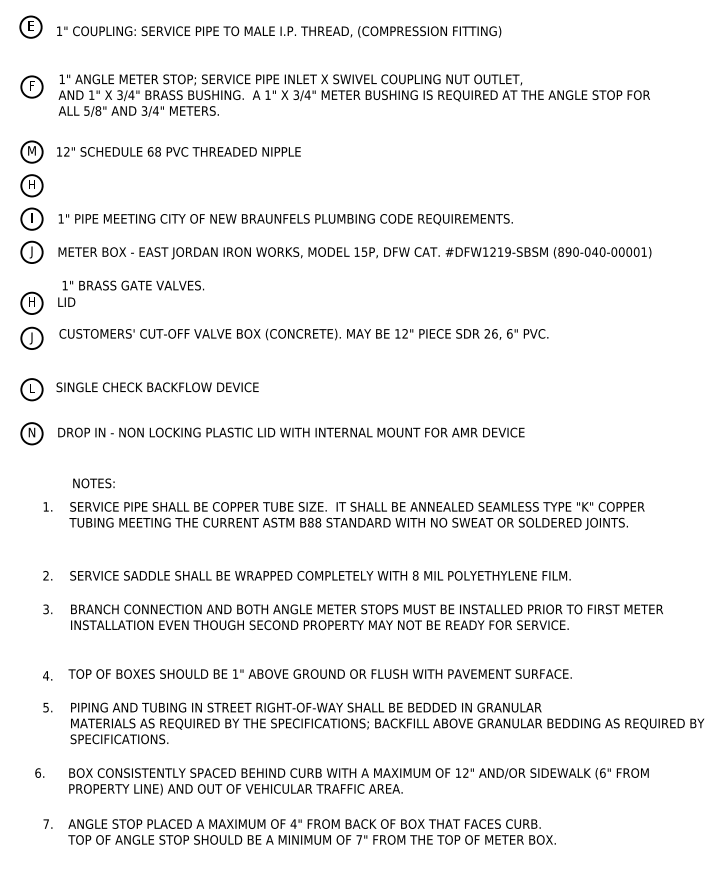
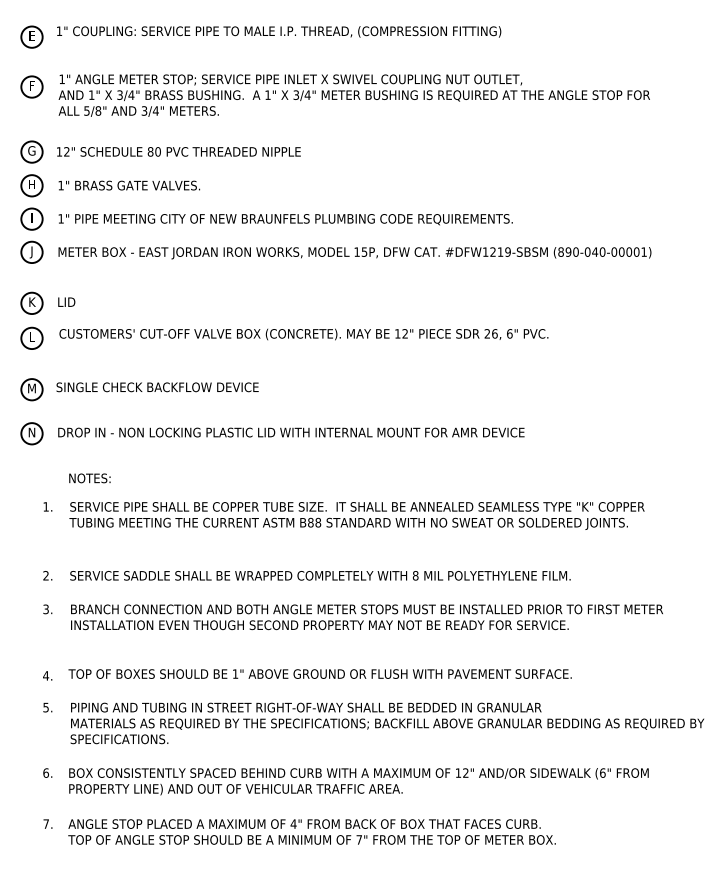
part position: (30, 26) -> (31, 36) (31, 36)
text: M -> G (31, 150)
text: 68 -> 80 (153, 151)
text position: (133, 285) -> (129, 185) (129, 185)
text: H -> K (32, 301)
text: J -> L (31, 338)
text: L -> M (31, 388)
text position: (93, 483) -> (89, 478) (89, 478)
text position: (39, 772) -> (47, 772) (47, 772)
